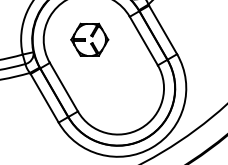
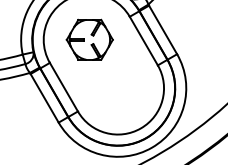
part size: 40x35 px -> 49x43 px (89, 39)
